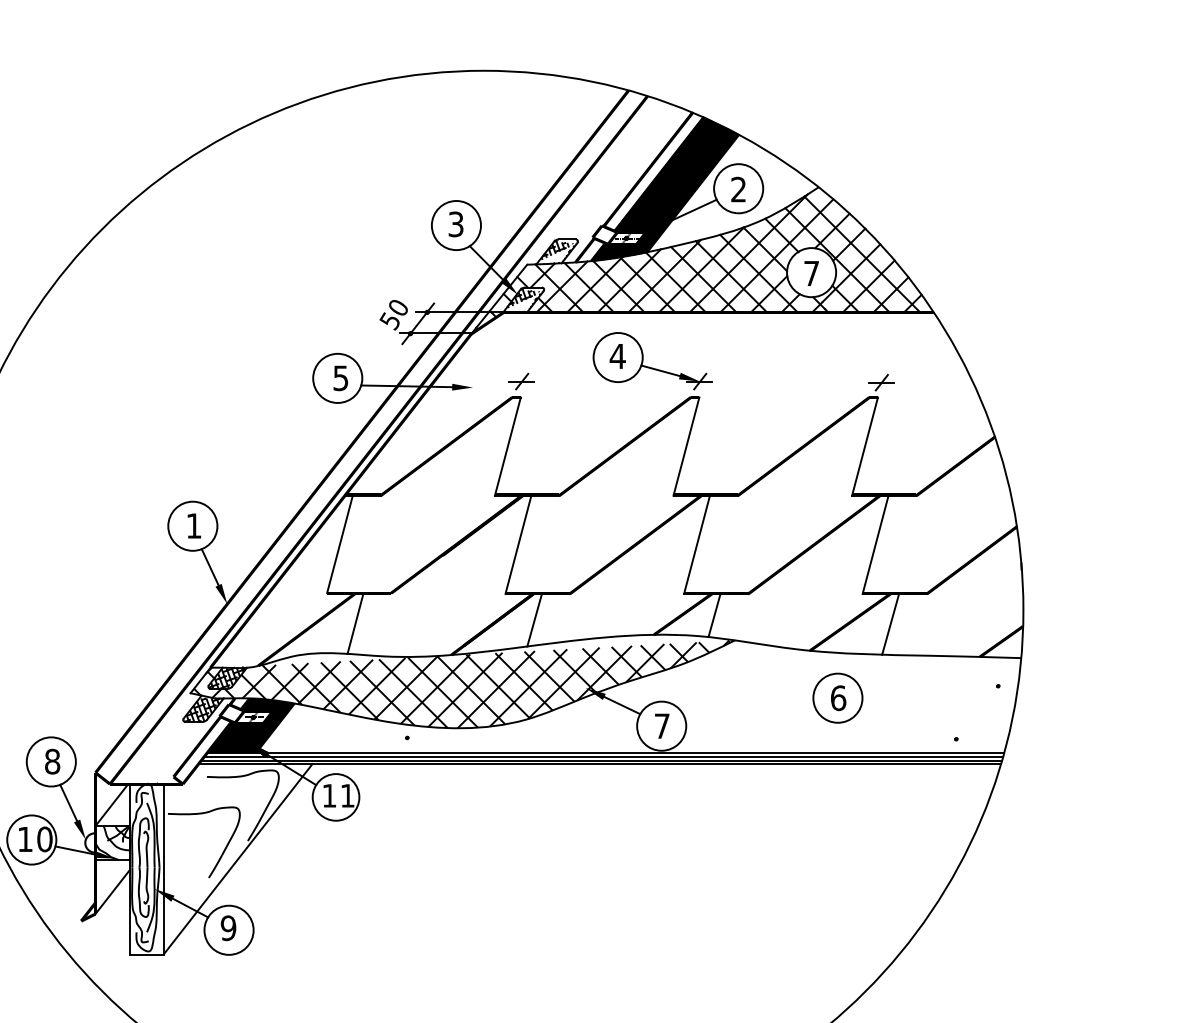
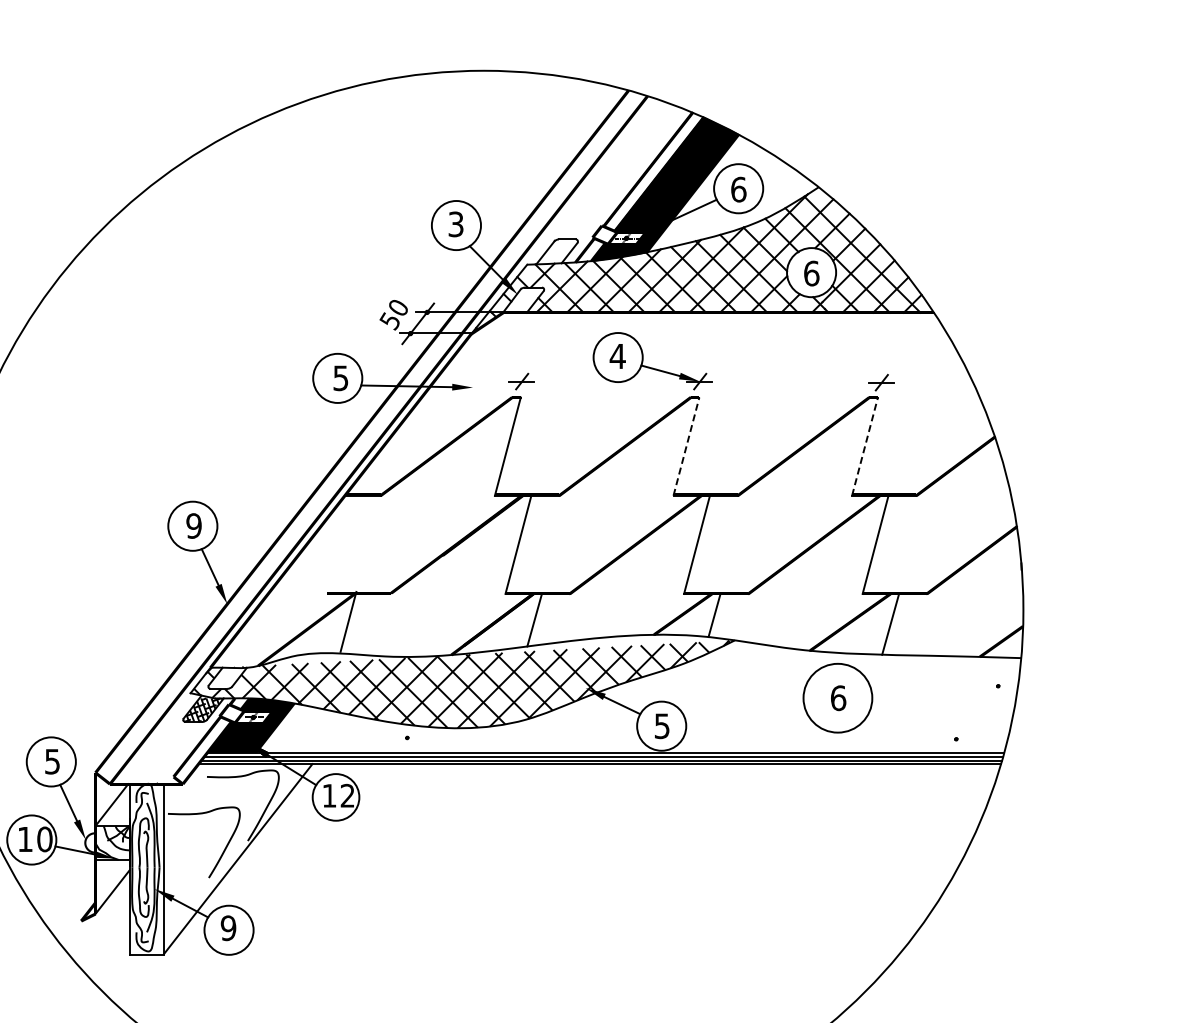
text: 2 -> 6 (738, 189)
hatch: present -> none (557, 252)
text: 7 -> 6 (811, 273)
hatch: present -> none (525, 298)
line: solid -> dashed (686, 446)
line: solid -> dashed (865, 446)
text: 1 -> 9 (193, 525)
line: present -> none (340, 543)
line position: (355, 623) -> (348, 621) (348, 621)
hatch: present -> none (226, 677)
circle diameter: 49 px -> 69 px (837, 697)
text: 7 -> 5 (662, 726)
text: 8 -> 5 (52, 761)
text: 11 -> 12 (347, 795)
